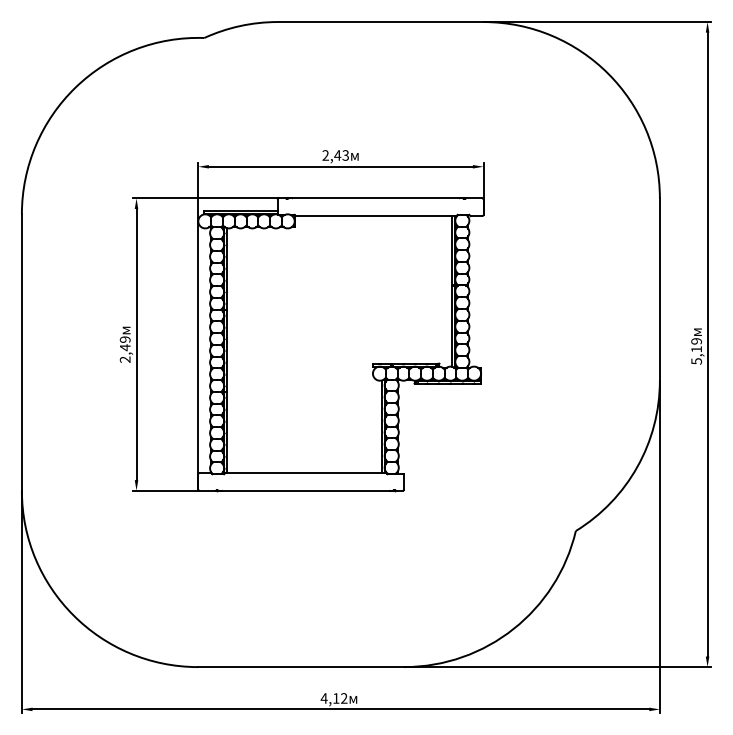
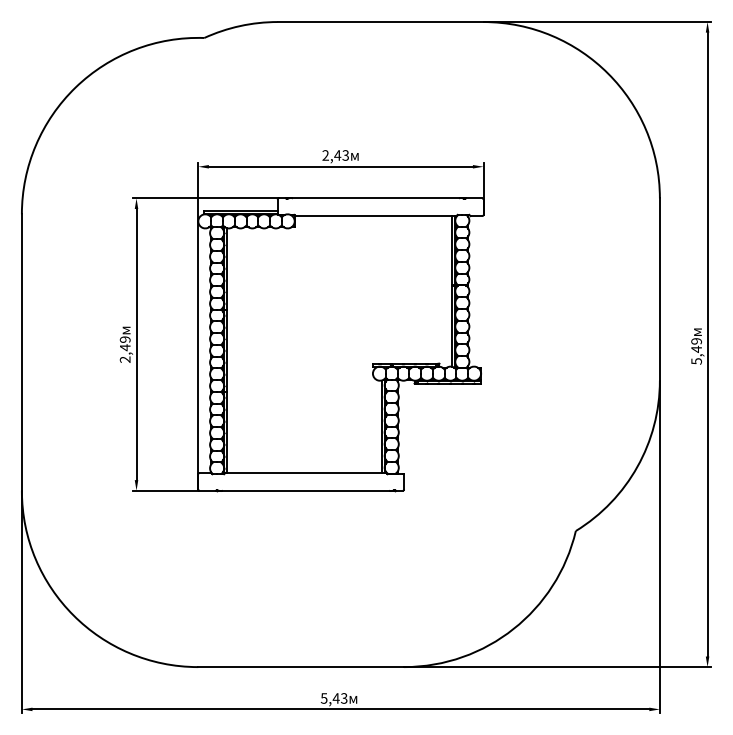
text: 5,19 -> 5,49 (696, 348)
text: 4,12 -> 5,43 (333, 698)
